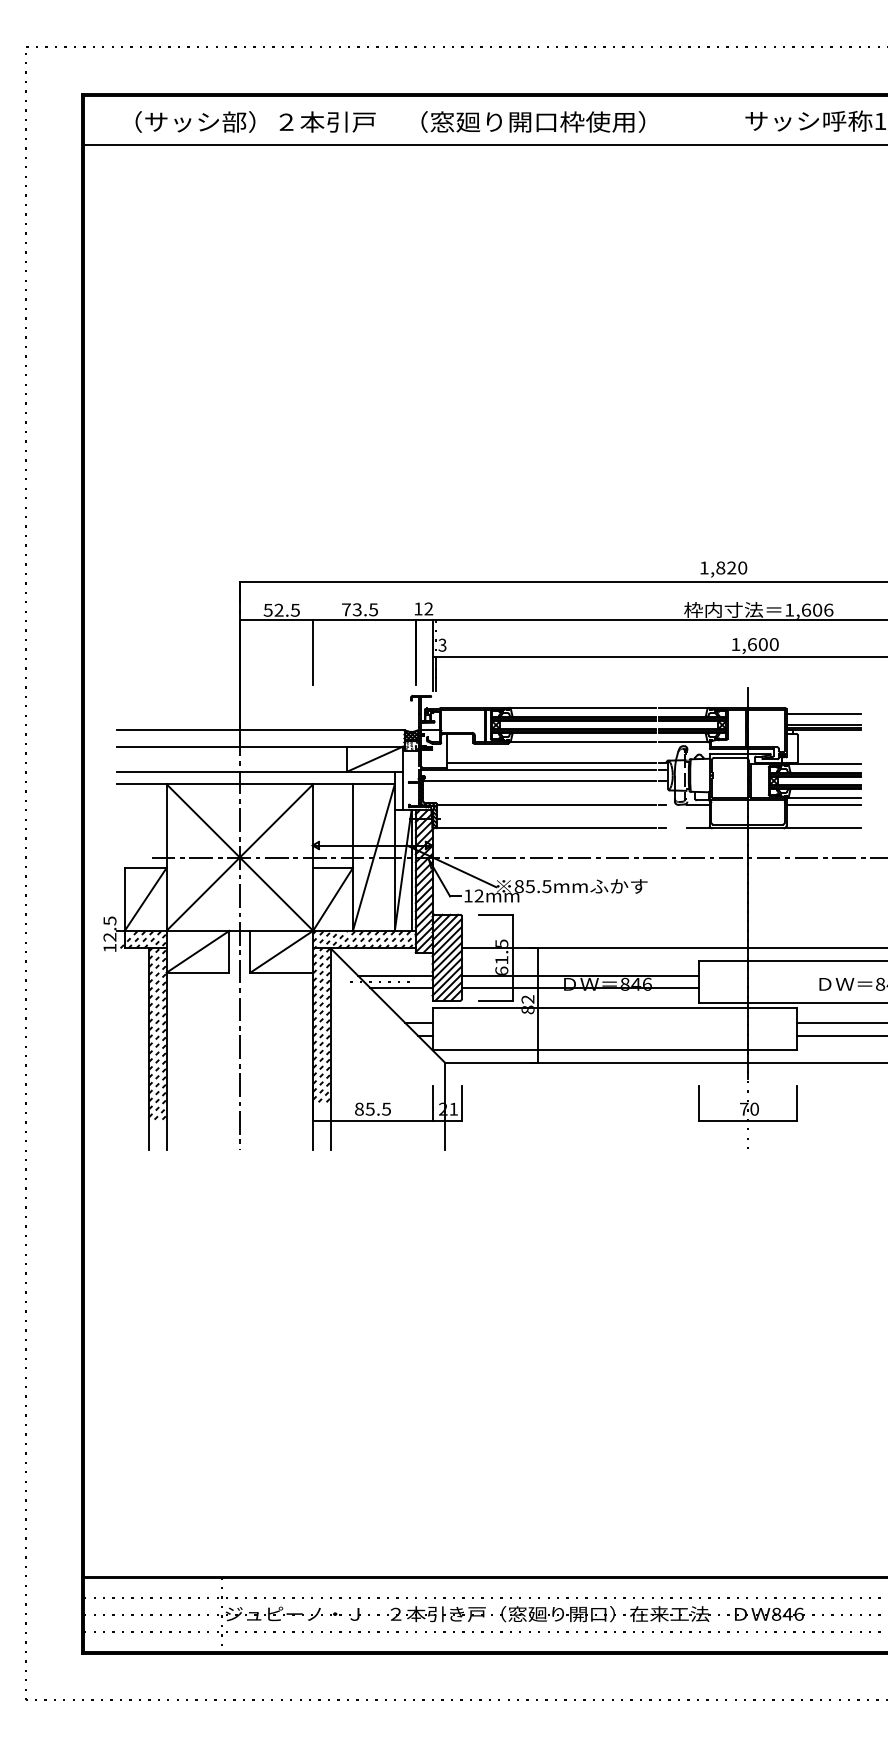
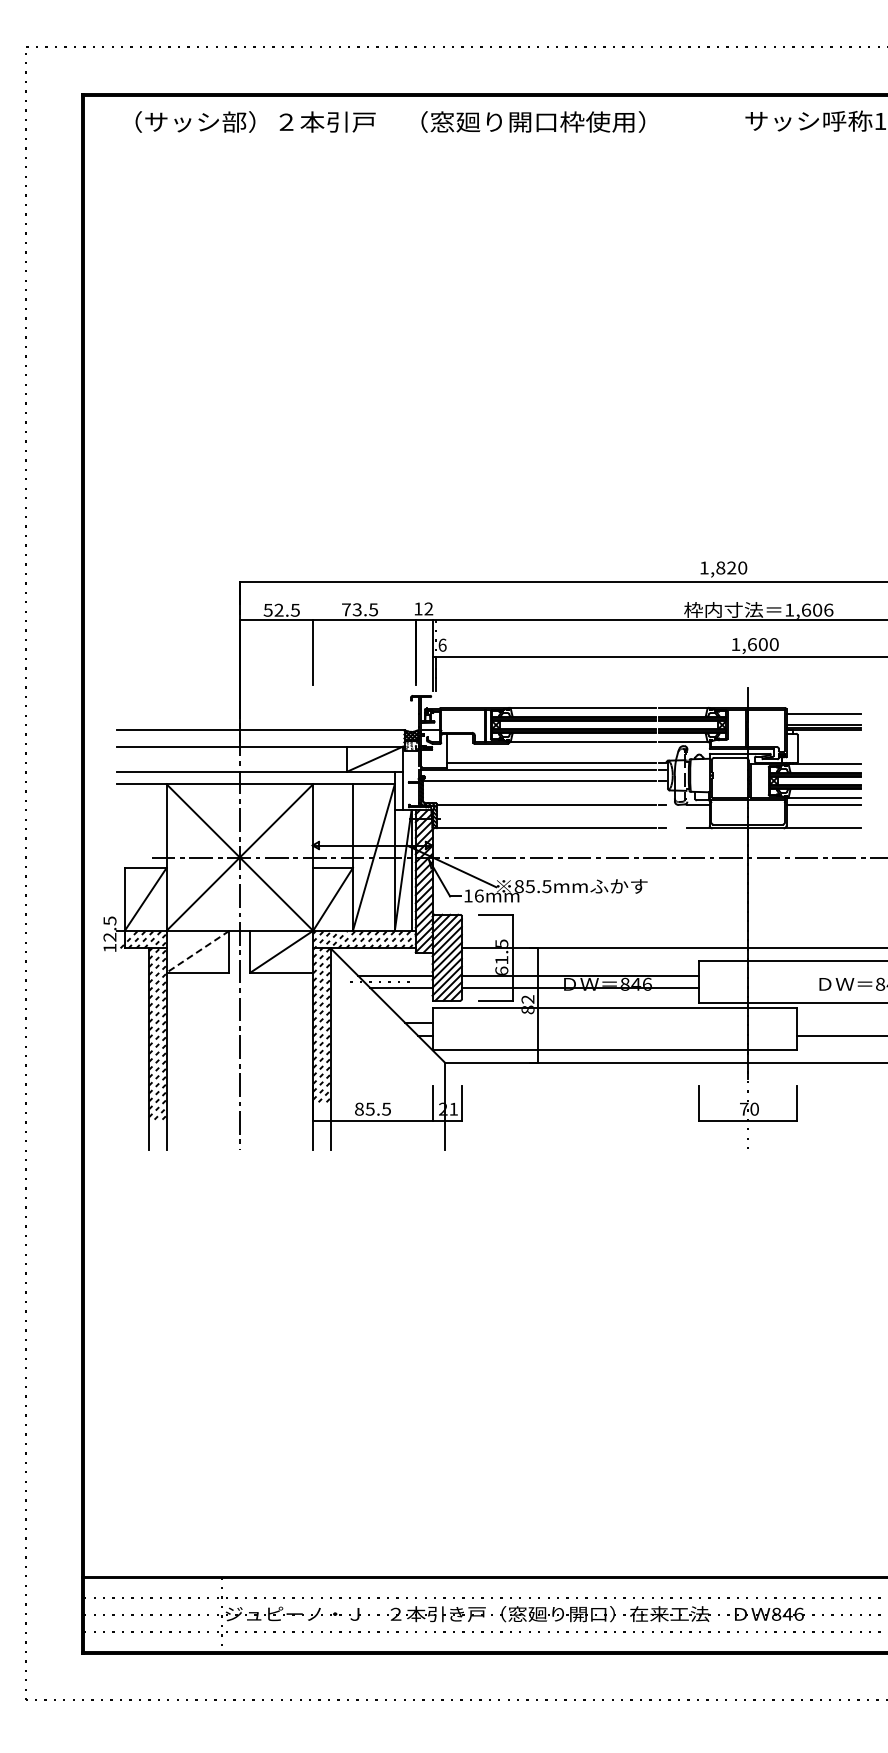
line: present -> none (483, 144)
text: 3 -> 6 (442, 644)
text: 12mm -> 16mm (478, 895)
line: solid -> dashed (198, 951)
line: present -> none (840, 1022)
